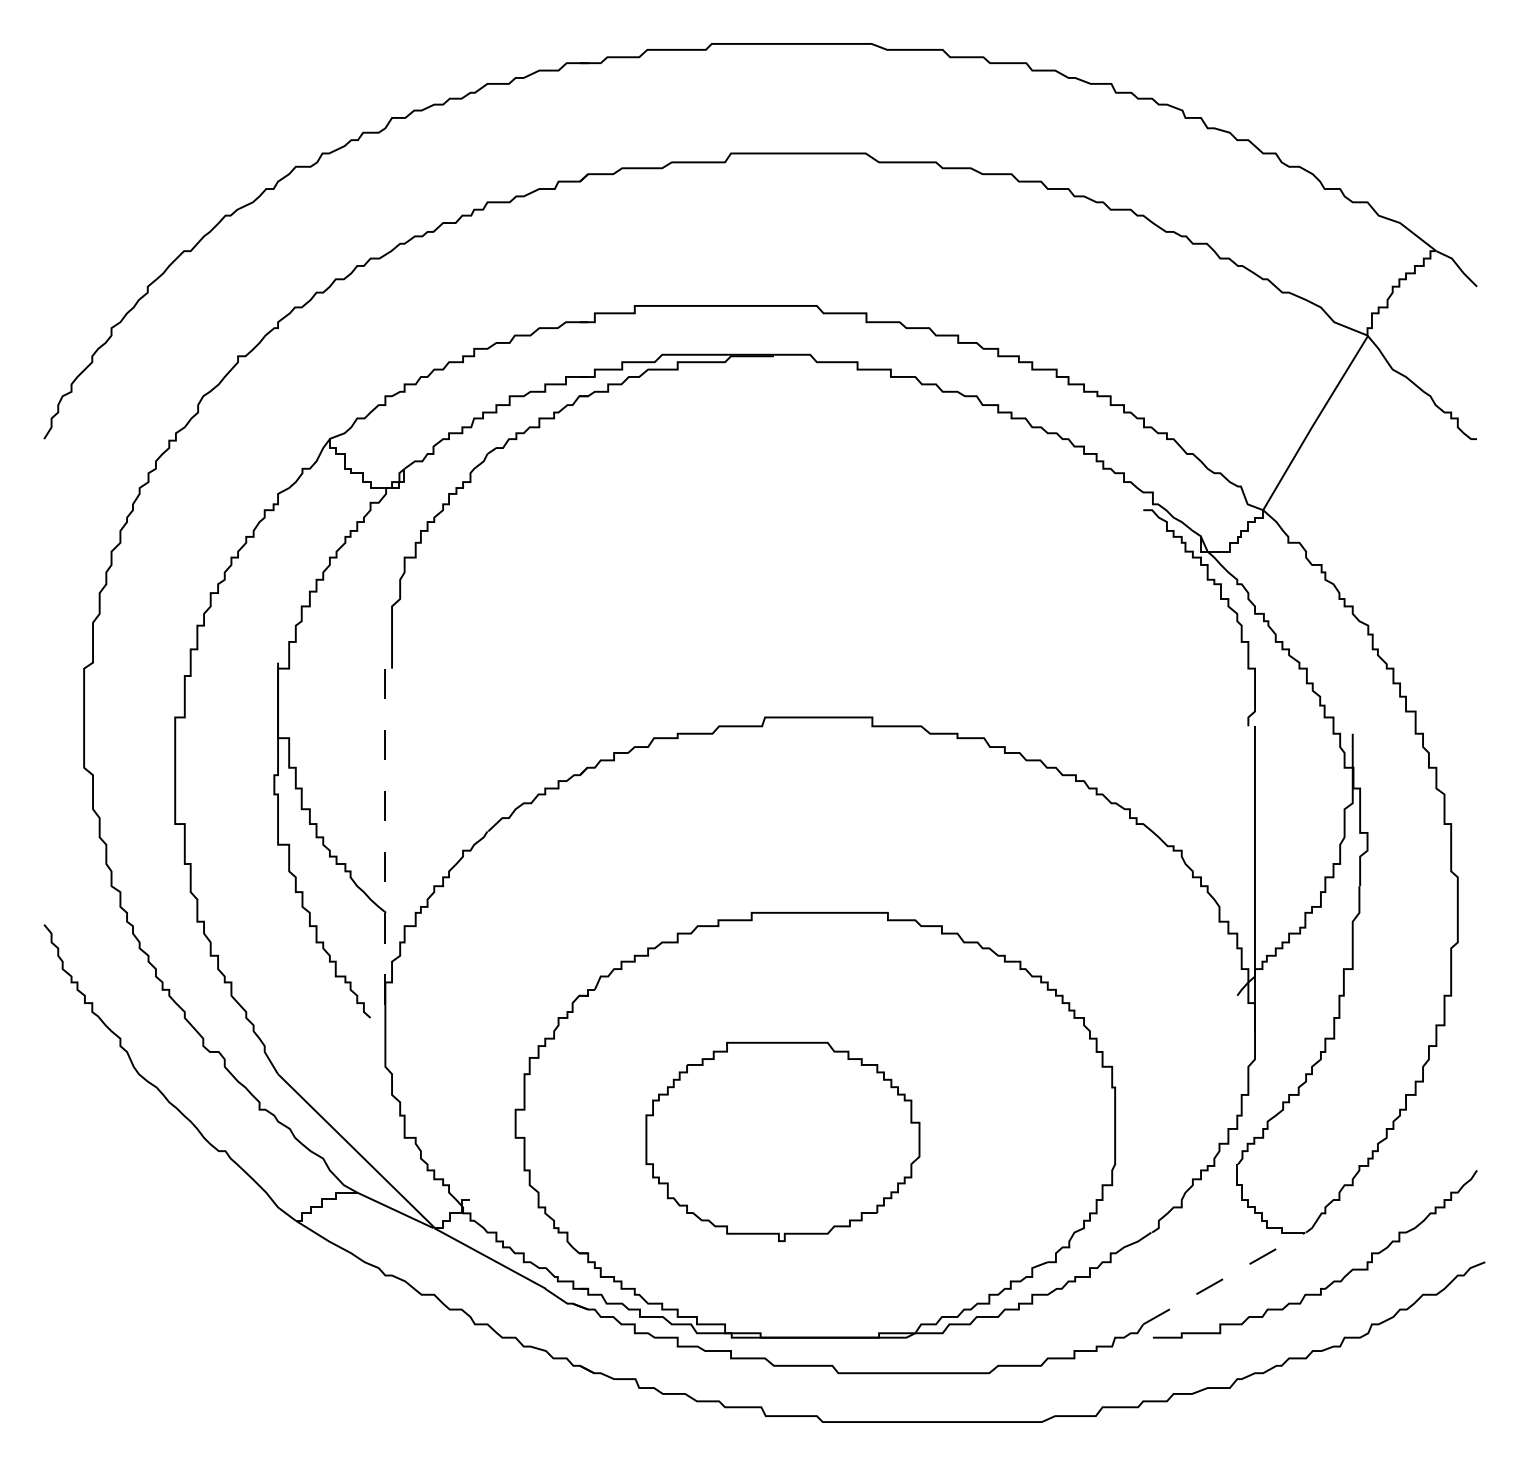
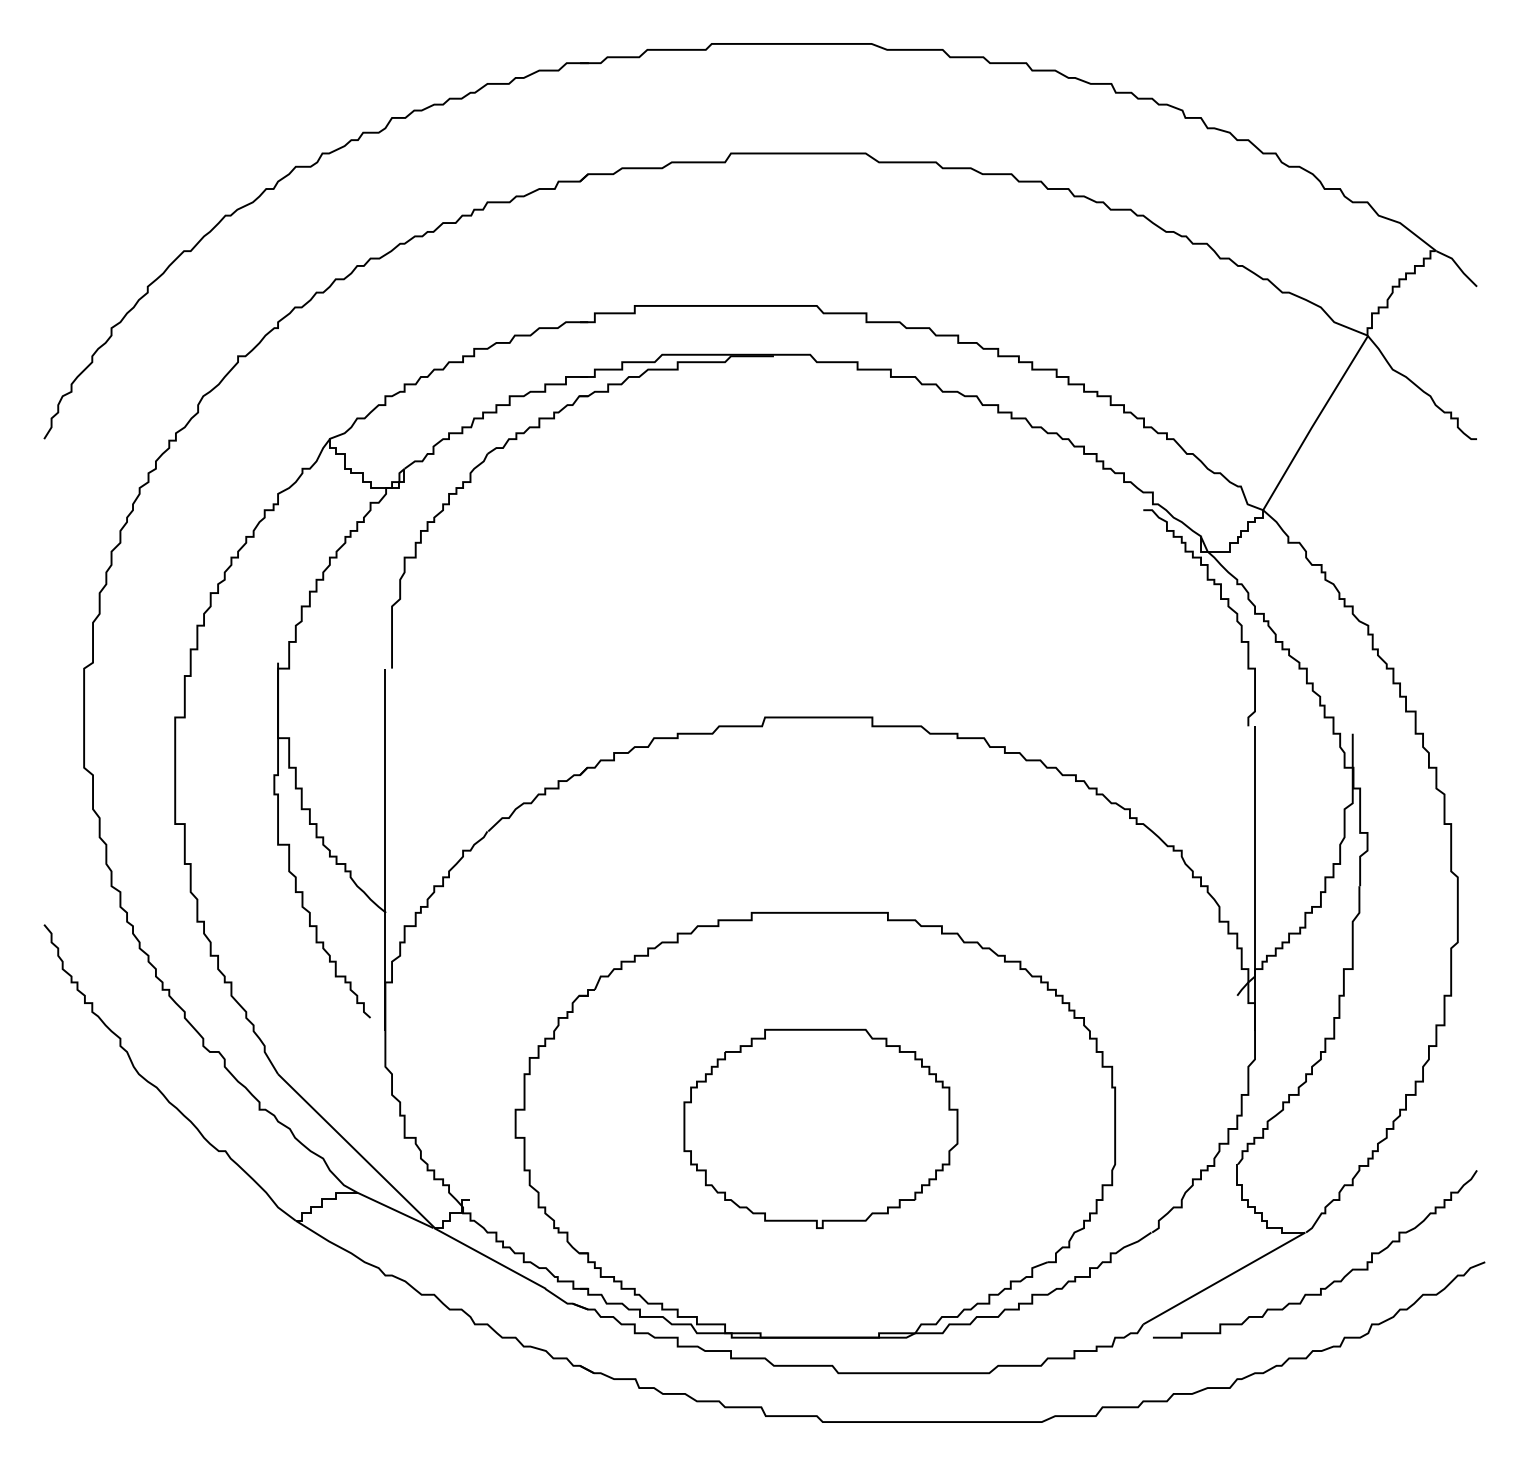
line: dashed -> solid (385, 850)
part position: (782, 1141) -> (820, 1128) (820, 1128)
line: dashed -> solid (1224, 1278)
